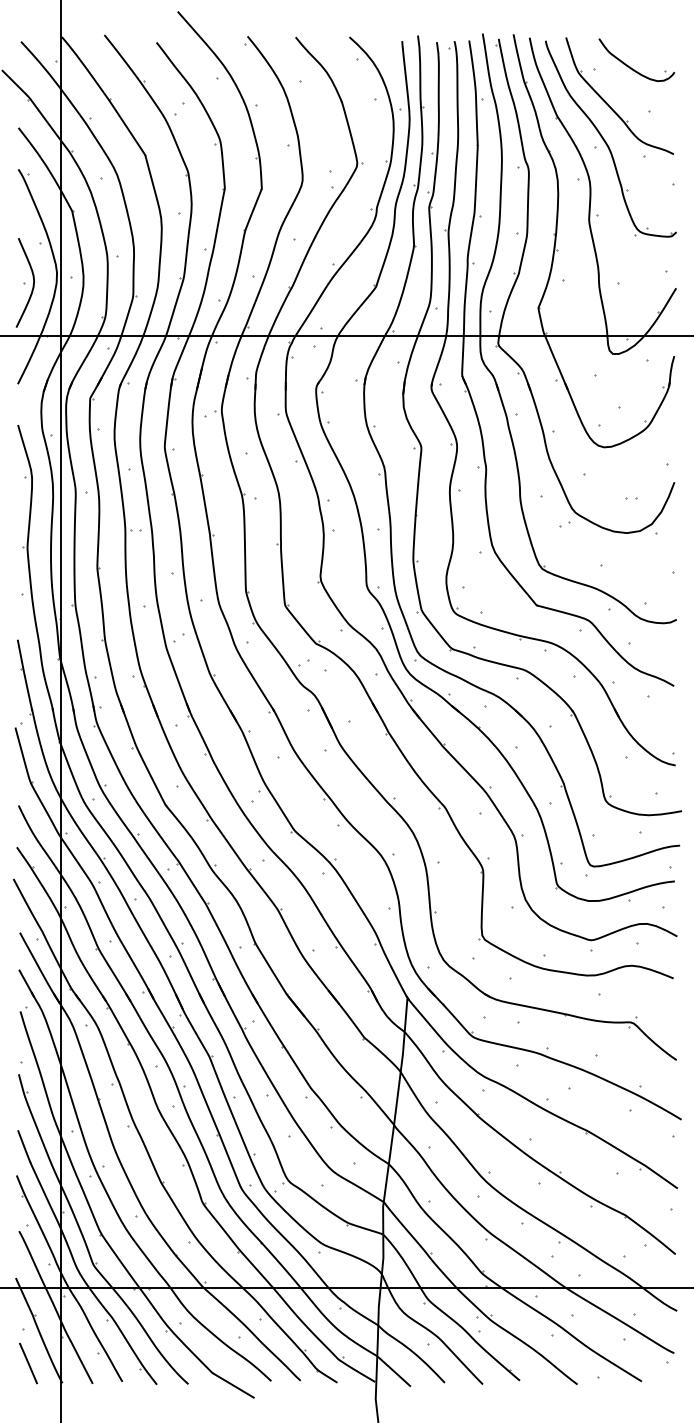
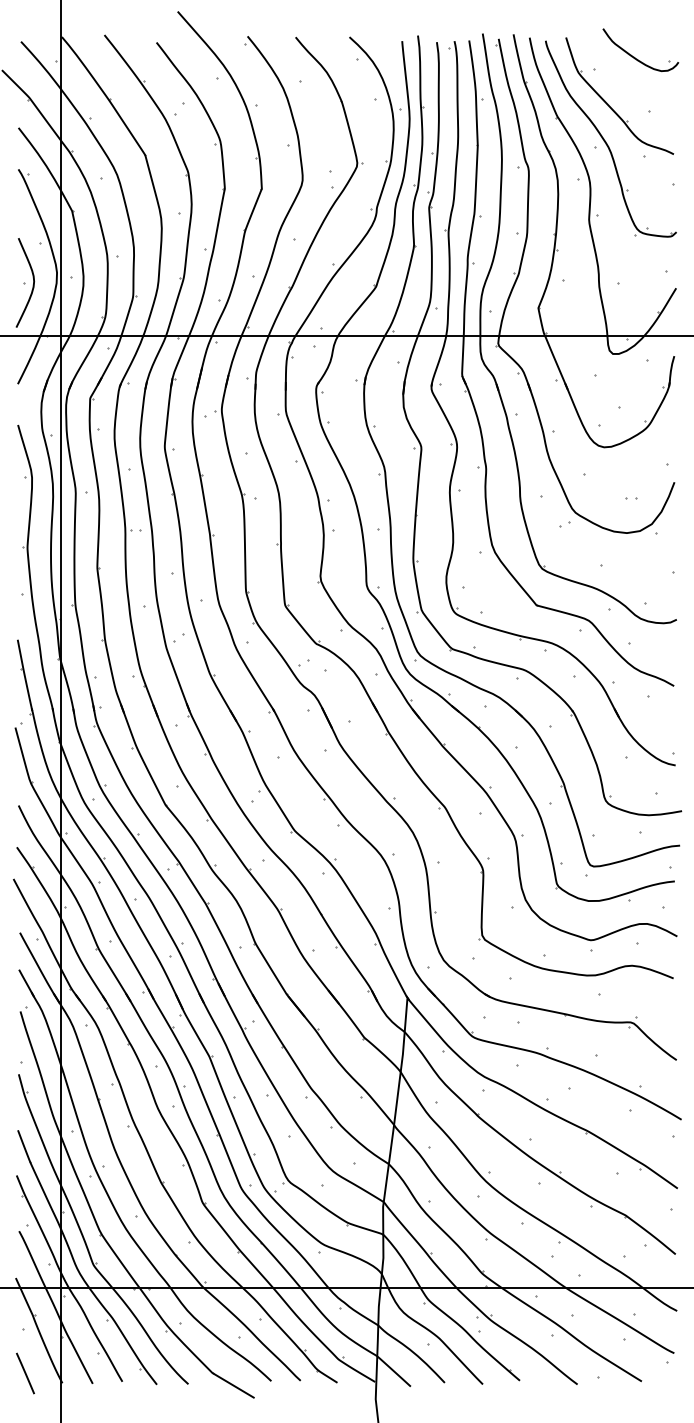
part position: (630, 66) -> (634, 56) (634, 56)
line position: (28, 1363) -> (25, 1373) (25, 1373)
